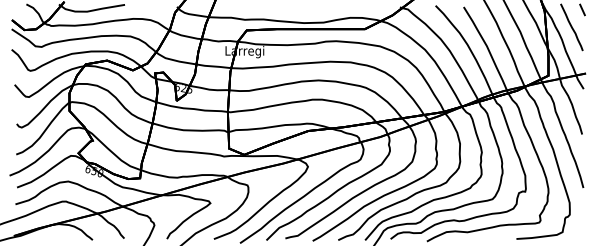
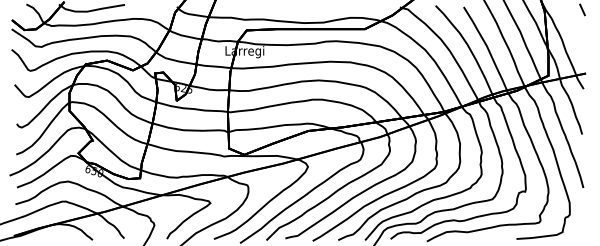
line: present -> none (571, 27)
